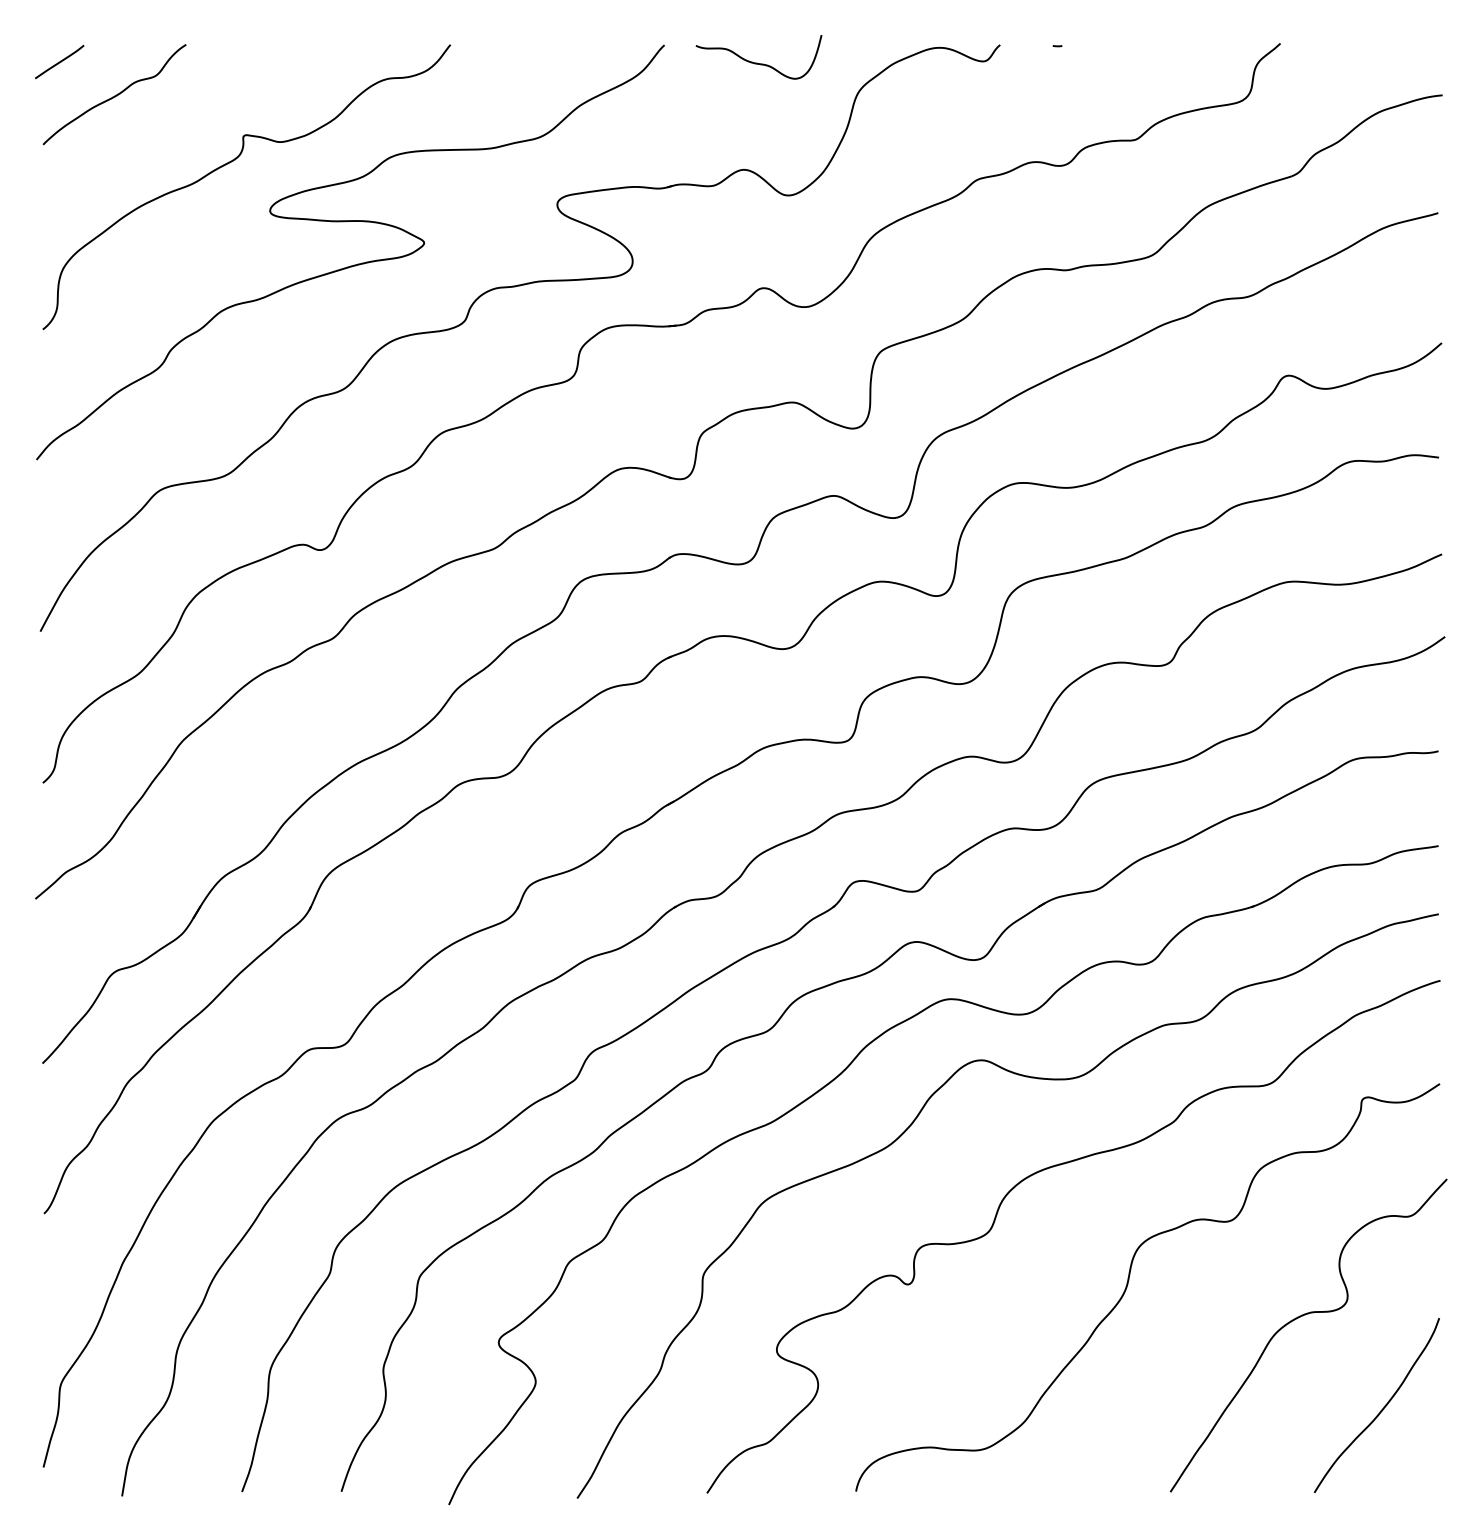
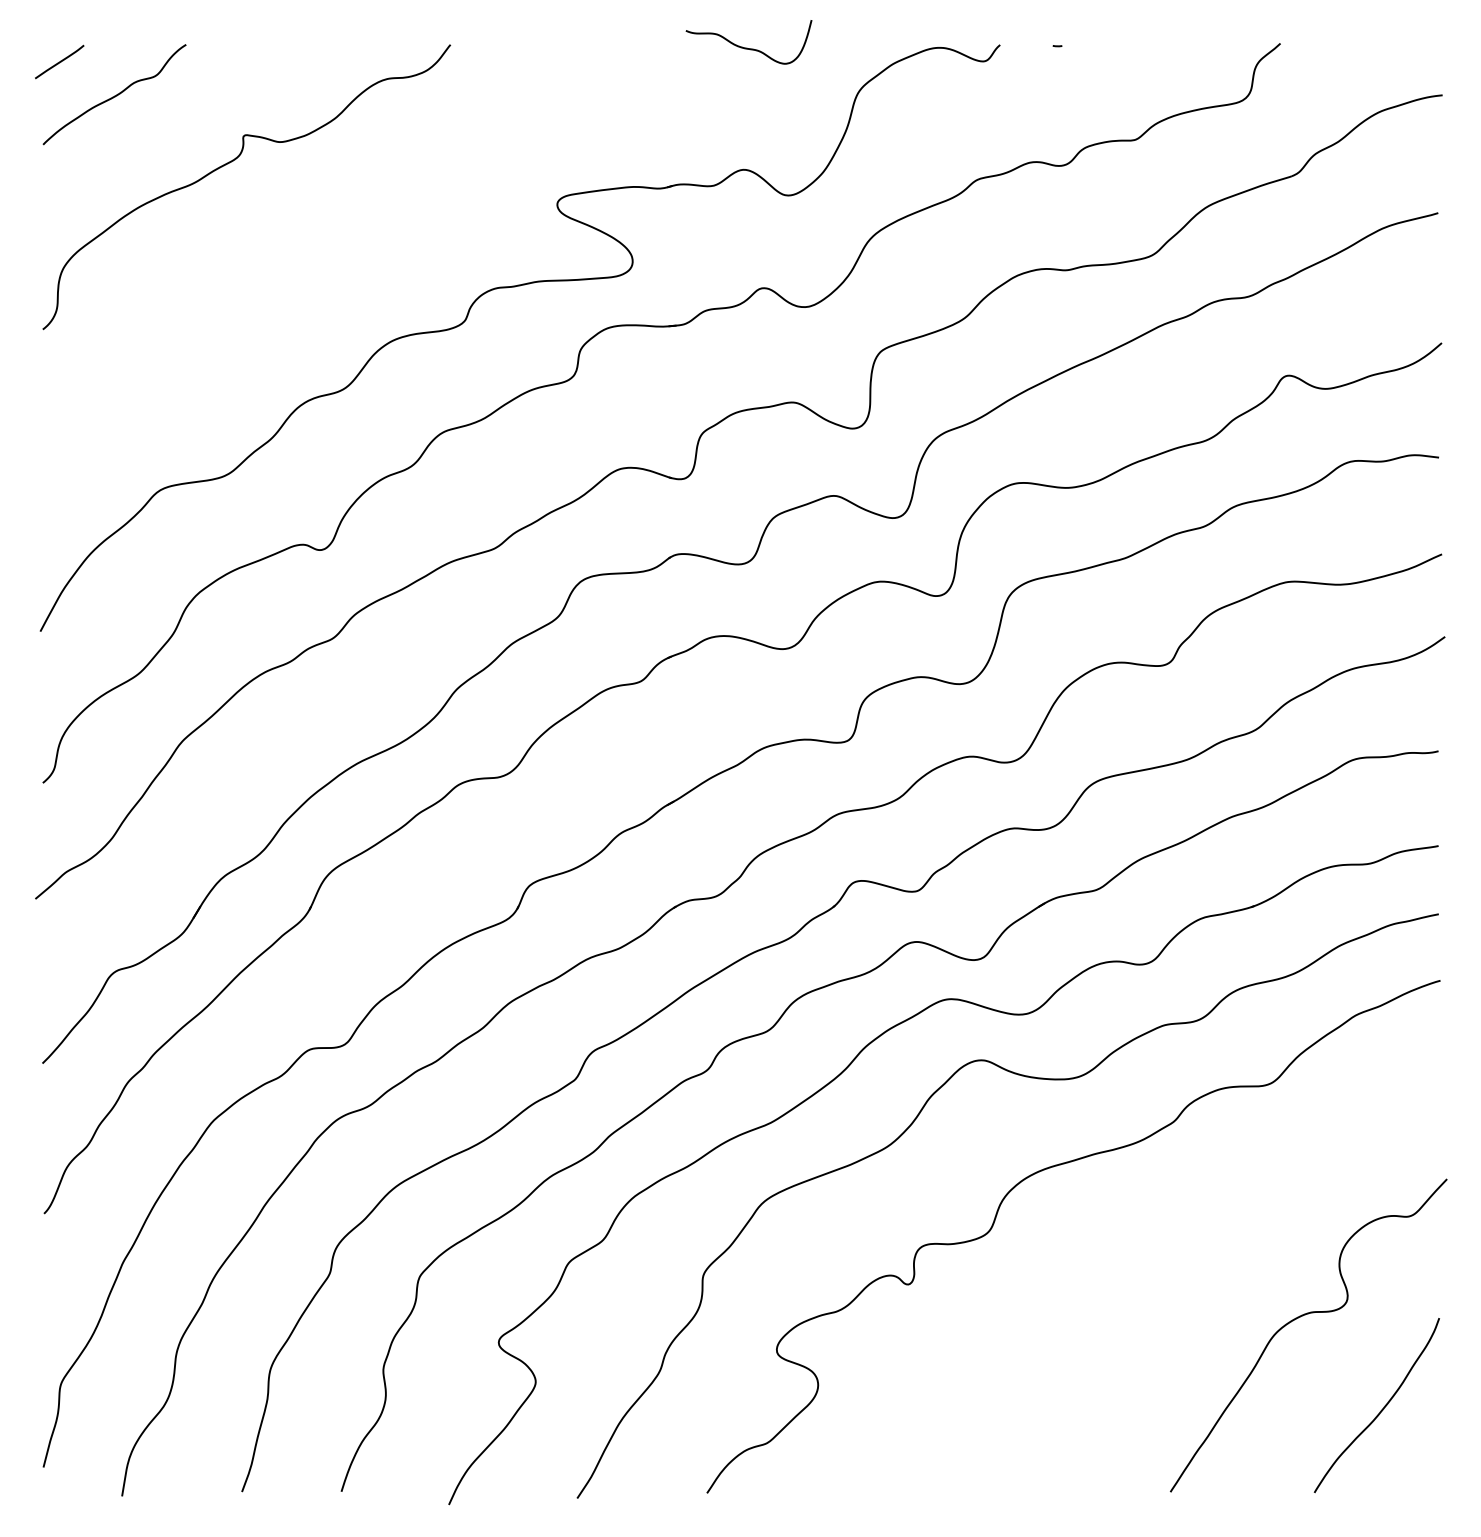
curve position: (757, 62) -> (747, 47) (747, 47)
curve: present -> none (354, 264)
curve: present -> none (1128, 1284)
